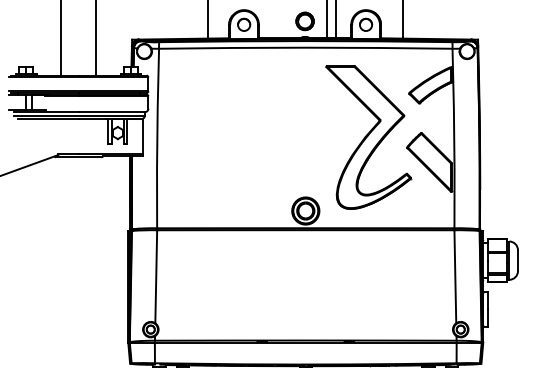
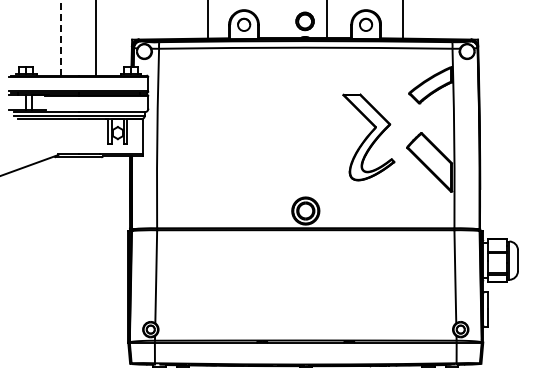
line: present -> none (335, 20)
line: solid -> dashed (61, 37)
part size: 88x145 px -> 54x89 px (368, 137)
